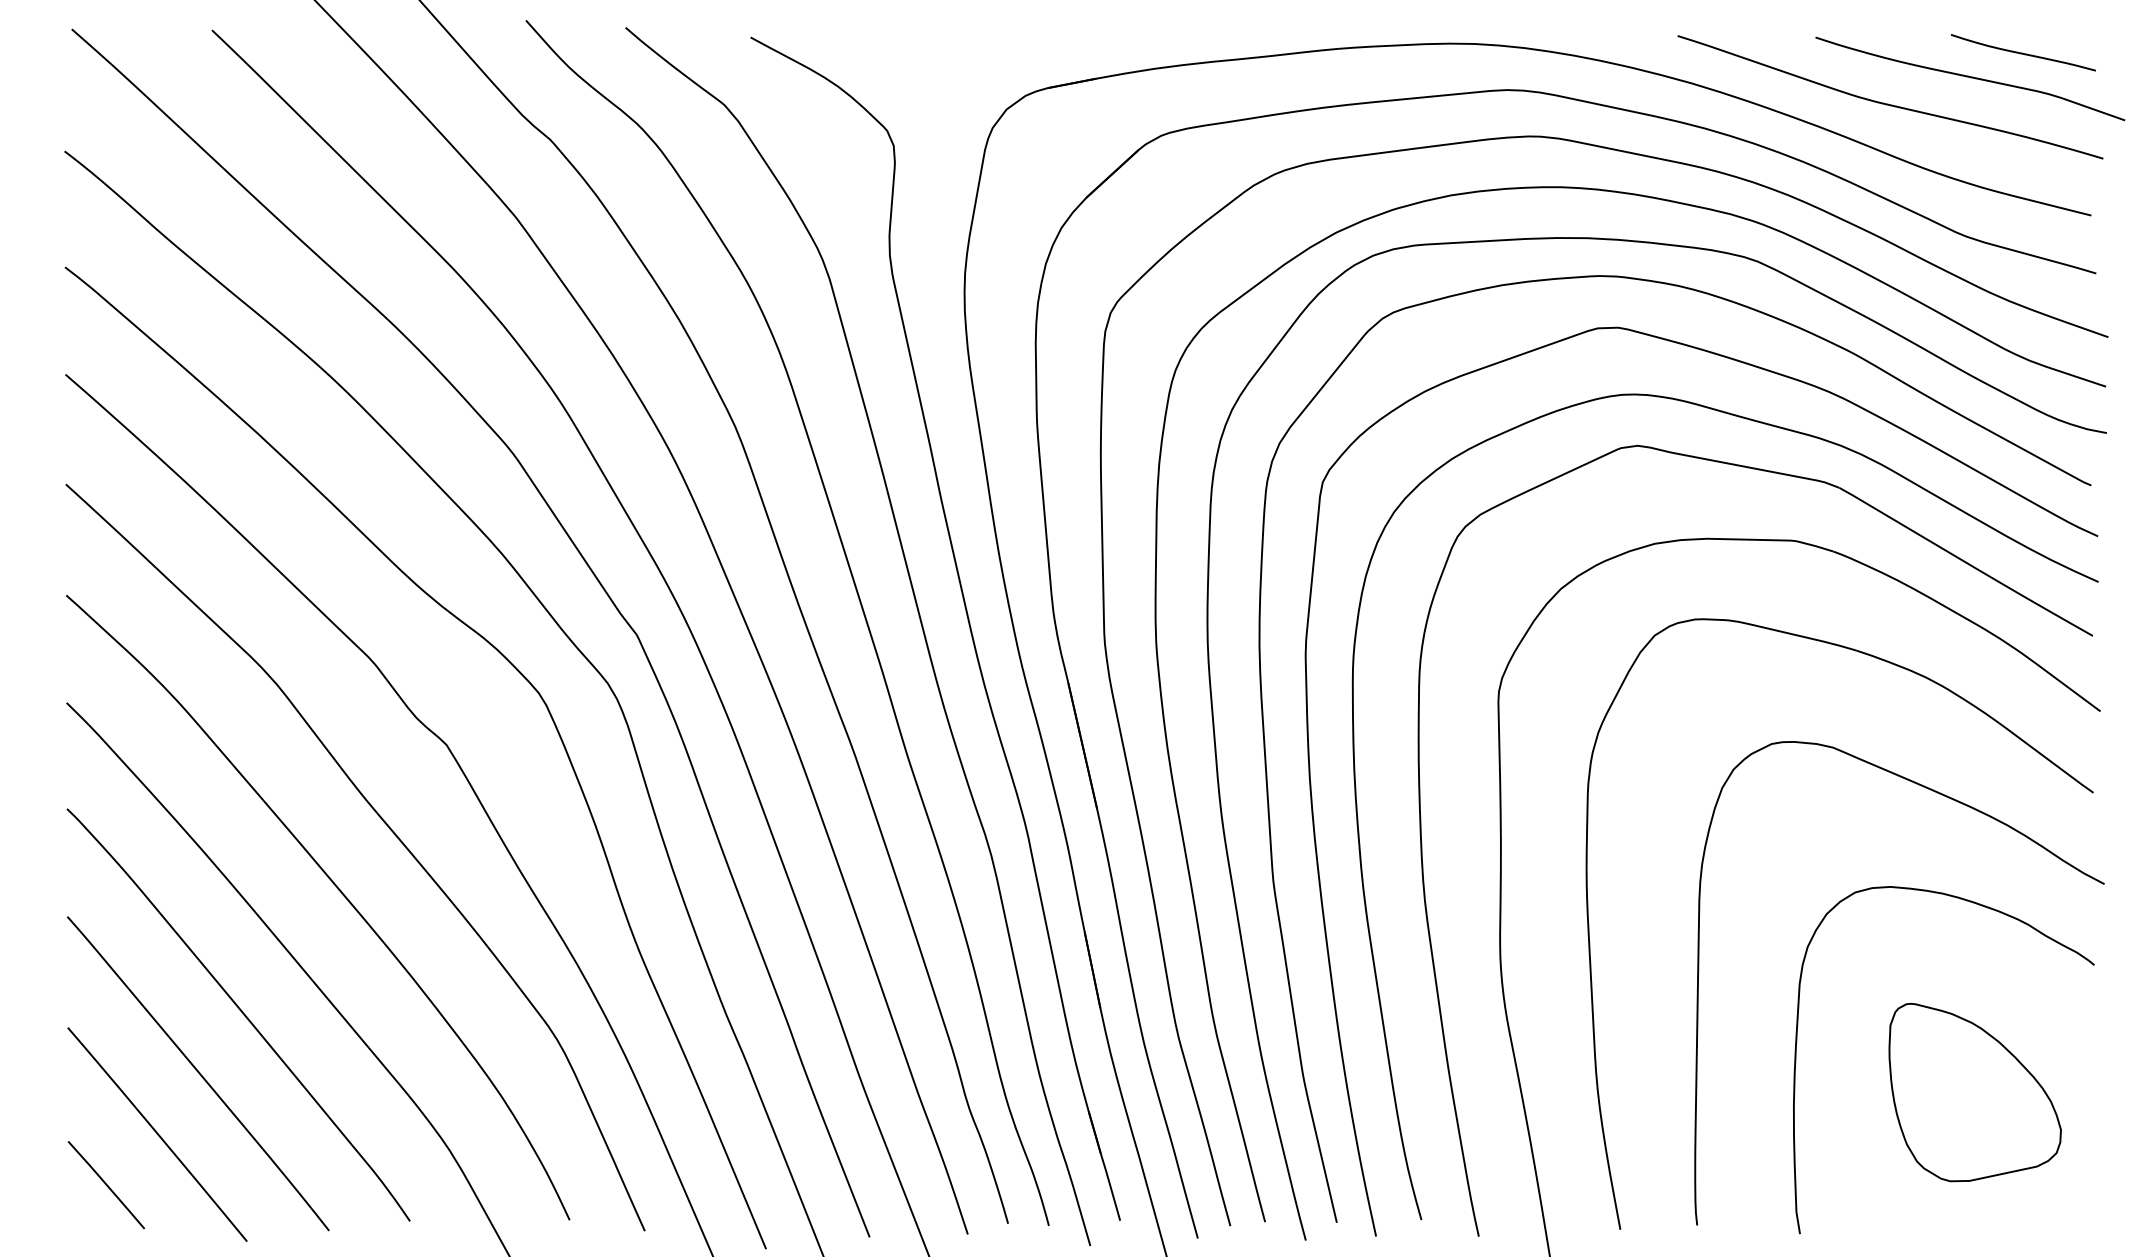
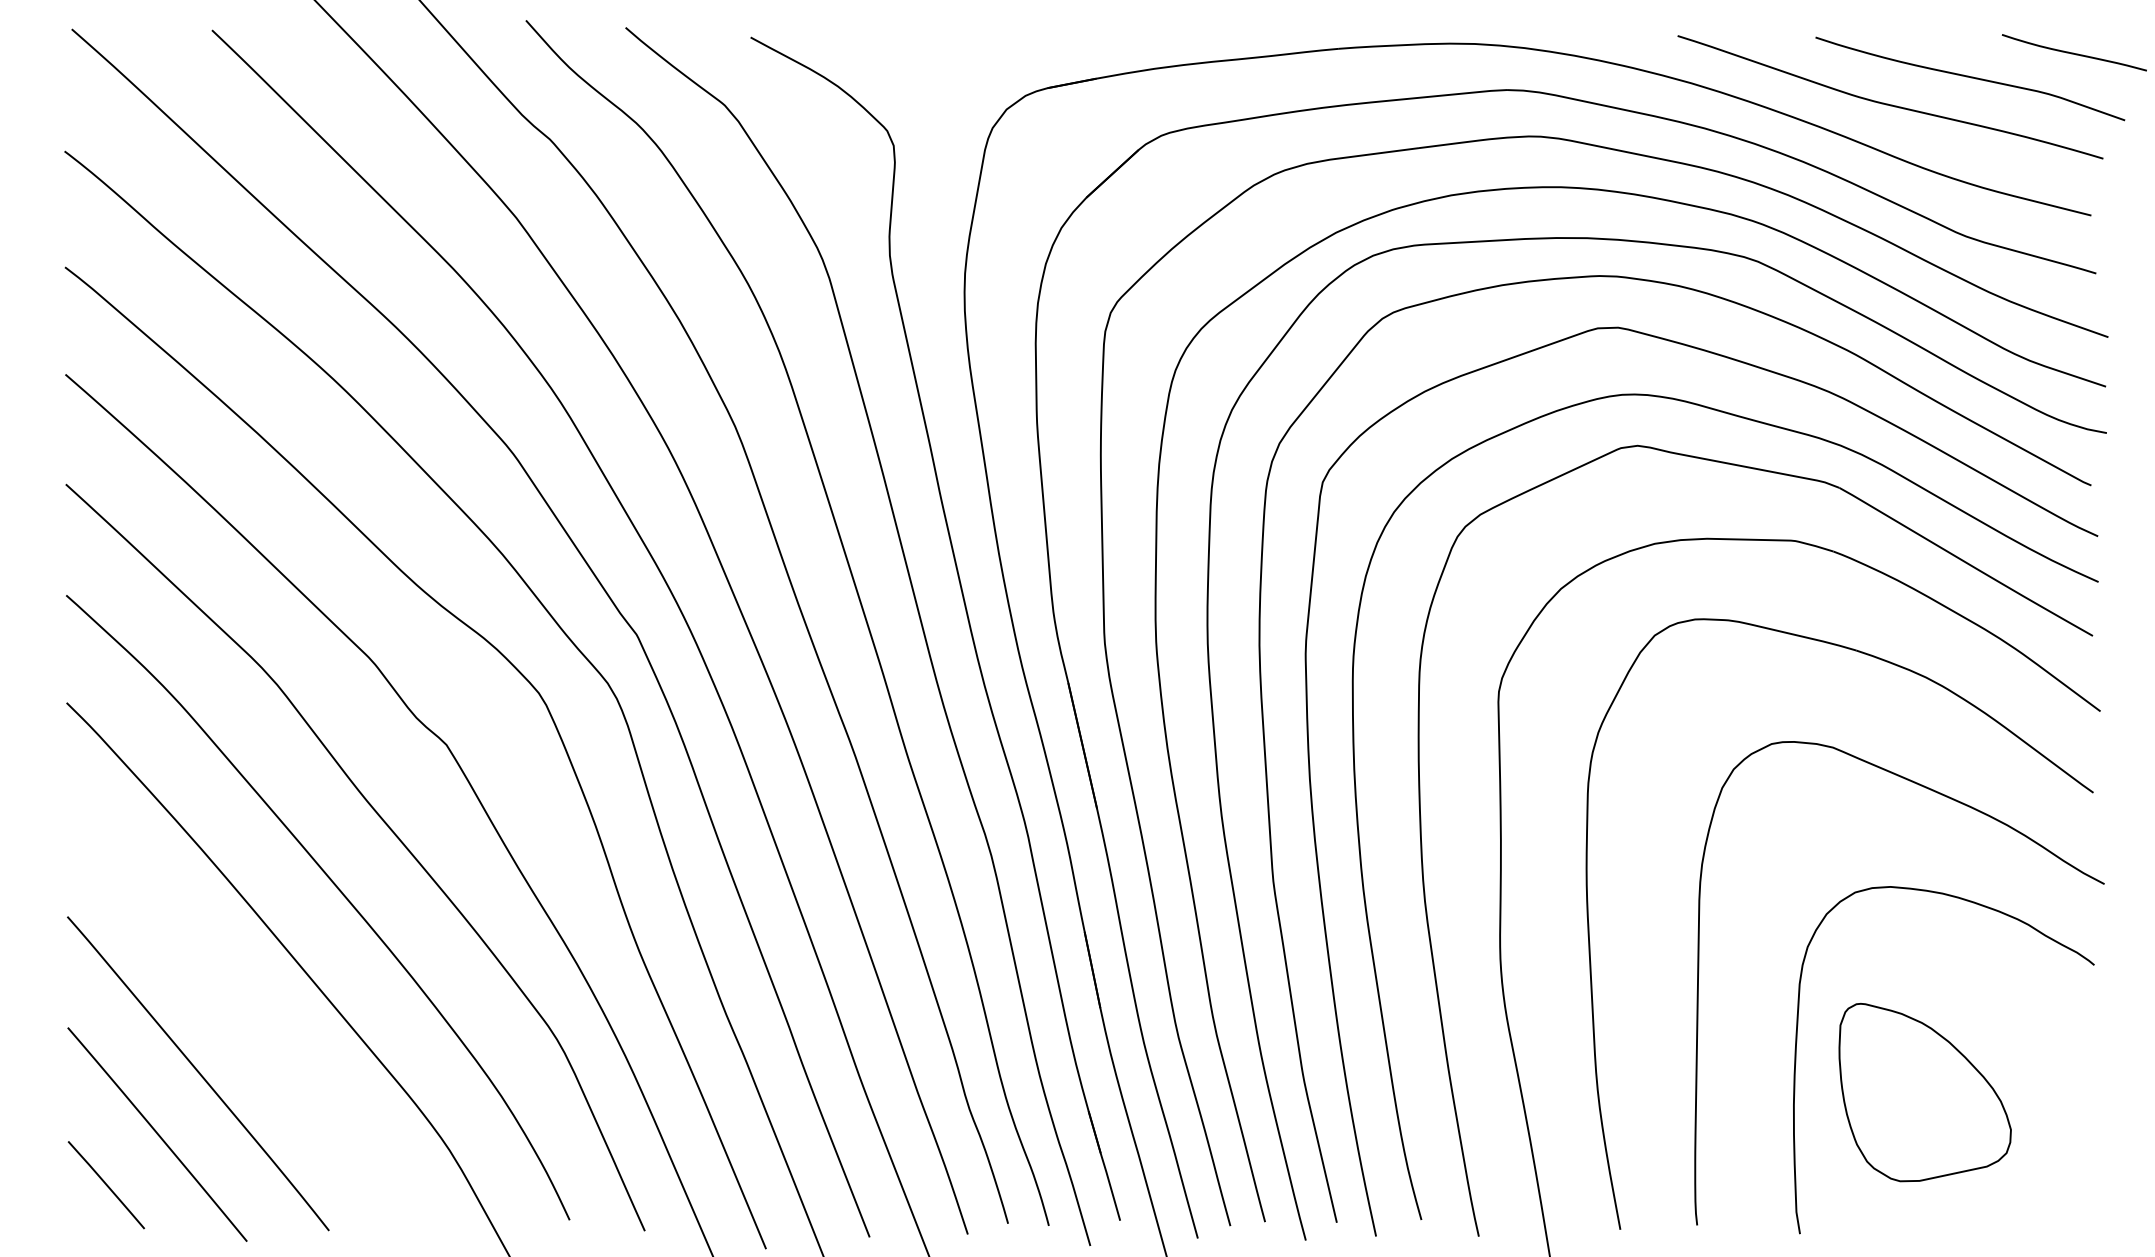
curve position: (2022, 52) -> (2073, 52) (2073, 52)
curve: present -> none (240, 1011)
part position: (1974, 1092) -> (1924, 1092) (1924, 1092)
